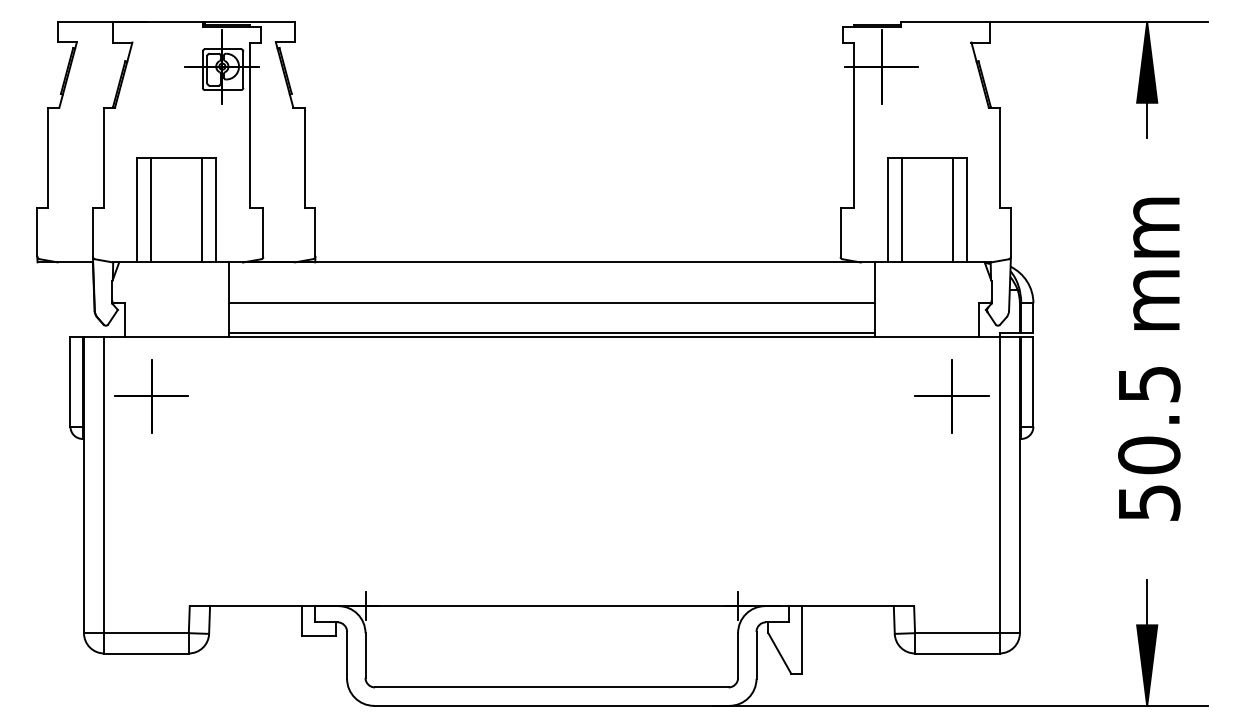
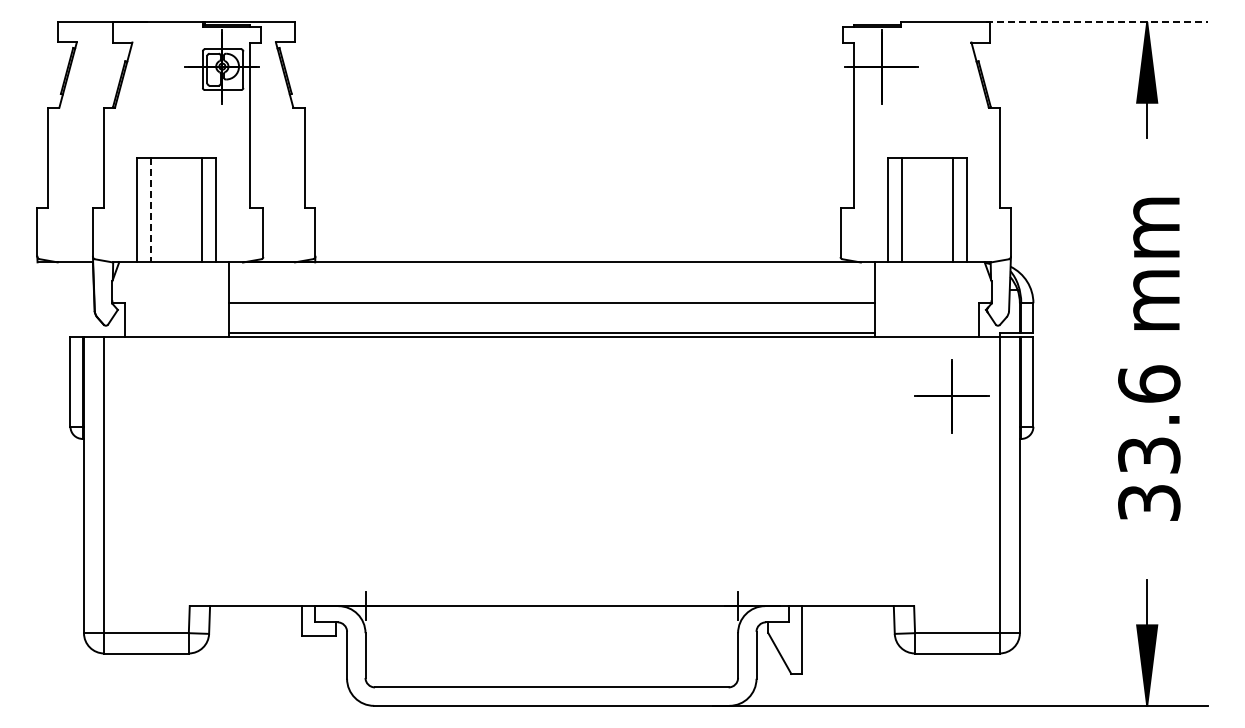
line: solid -> dashed (1096, 22)
line: solid -> dashed (150, 210)
part: present -> none (151, 396)
text: 50.5 -> 33.6 (1149, 442)
